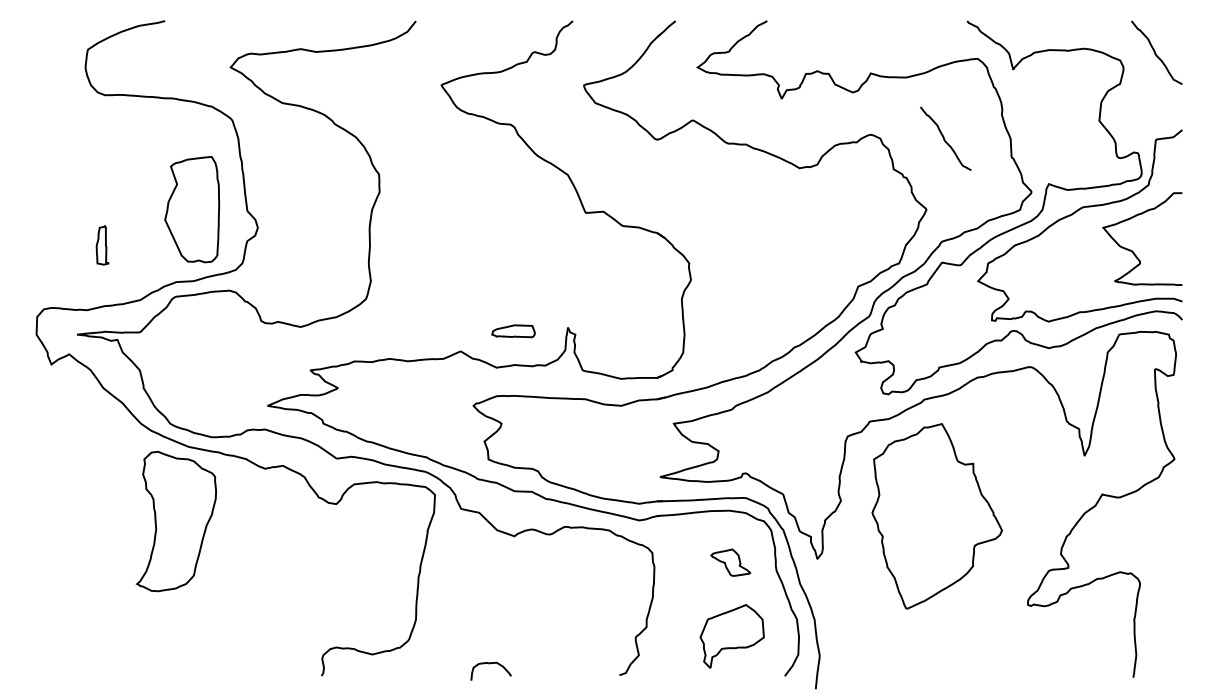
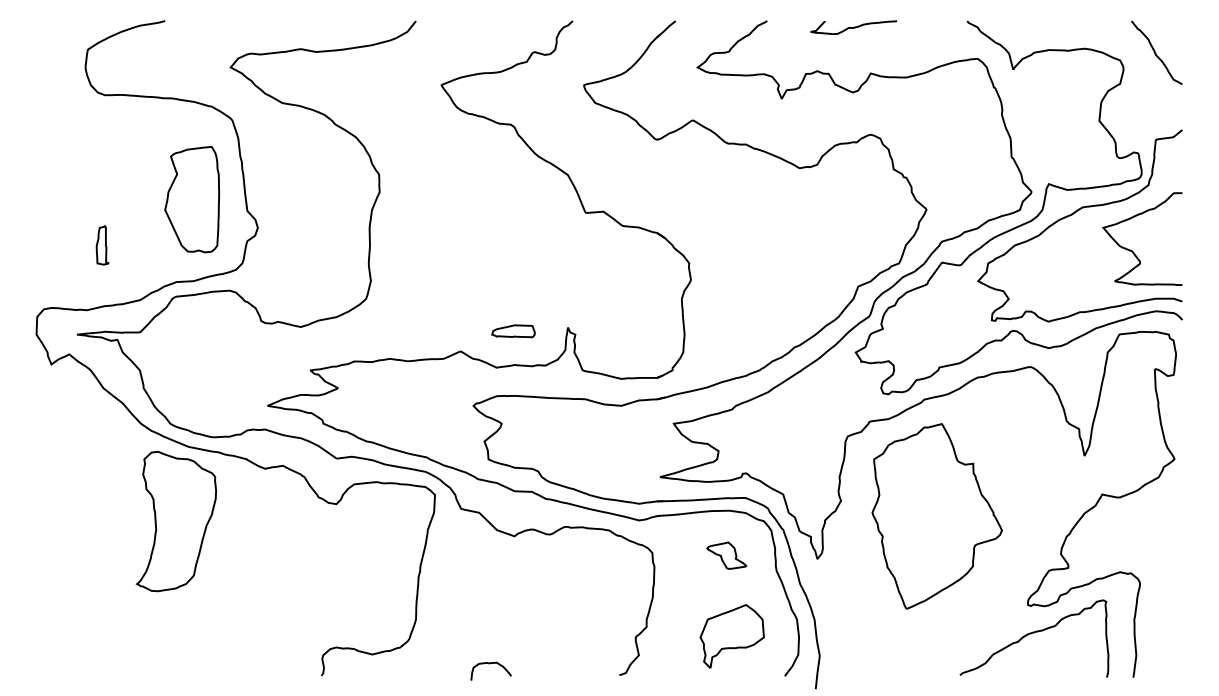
curve: none -> present (853, 27)
curve: present -> none (944, 138)
part position: (192, 209) -> (192, 199) (192, 199)
part position: (730, 562) -> (726, 555) (726, 555)
curve: none -> present (1034, 633)
